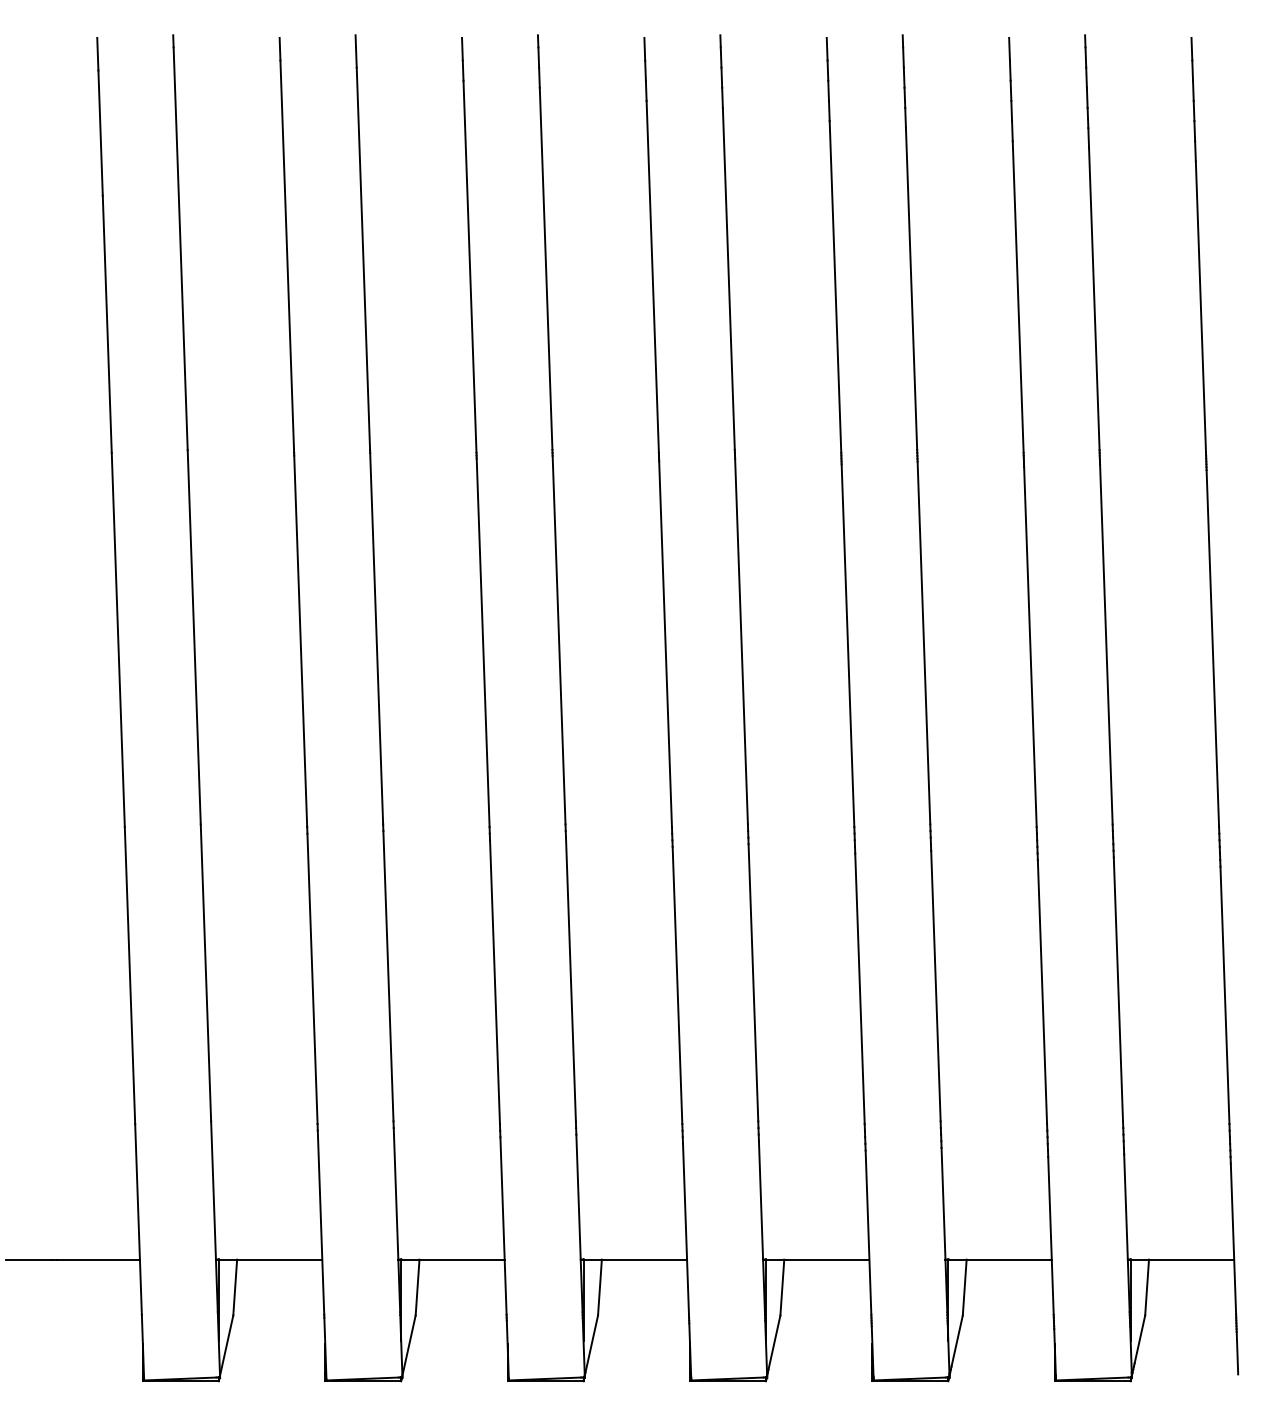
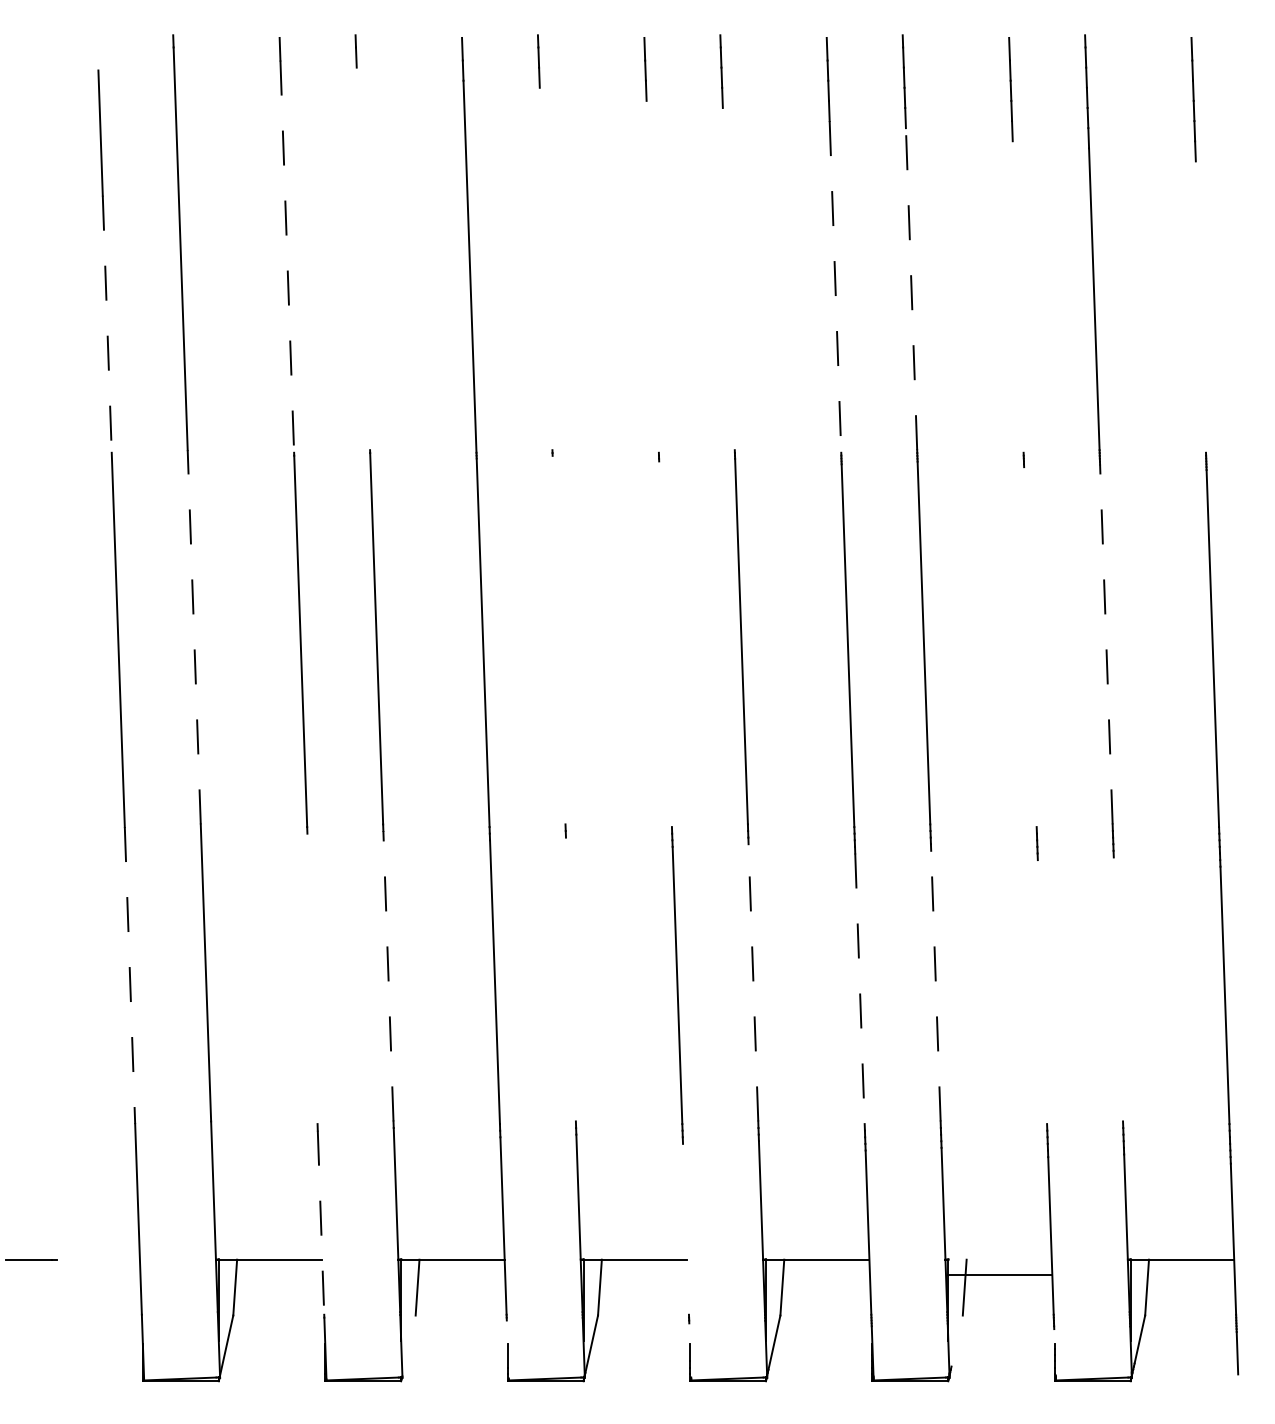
line: present -> none (97, 53)
line: solid -> dashed (287, 257)
line: present -> none (363, 258)
line: present -> none (545, 268)
line: present -> none (652, 276)
line: present -> none (728, 278)
line: solid -> dashed (835, 286)
line: solid -> dashed (911, 288)
line: present -> none (1017, 296)
line: present -> none (1200, 306)
line: solid -> dashed (107, 324)
line: solid -> dashed (194, 636)
line: present -> none (558, 639)
line: solid -> dashed (1106, 643)
line: present -> none (665, 644)
line: present -> none (1030, 647)
line: solid -> dashed (130, 975)
line: solid -> dashed (388, 975)
line: present -> none (312, 978)
line: present -> none (570, 979)
line: solid -> dashed (753, 982)
line: solid -> dashed (935, 985)
line: solid -> dashed (859, 989)
line: present -> none (1118, 989)
line: present -> none (1042, 992)
line: solid -> dashed (321, 1223)
line: present -> none (685, 1228)
line: present -> none (97, 1259)
line position: (999, 1259) -> (999, 1274) (999, 1274)
line: present -> none (956, 1340)
line: present -> none (408, 1345)
line: present -> none (507, 1349)
line: present -> none (690, 1350)
line: present -> none (1054, 1352)
